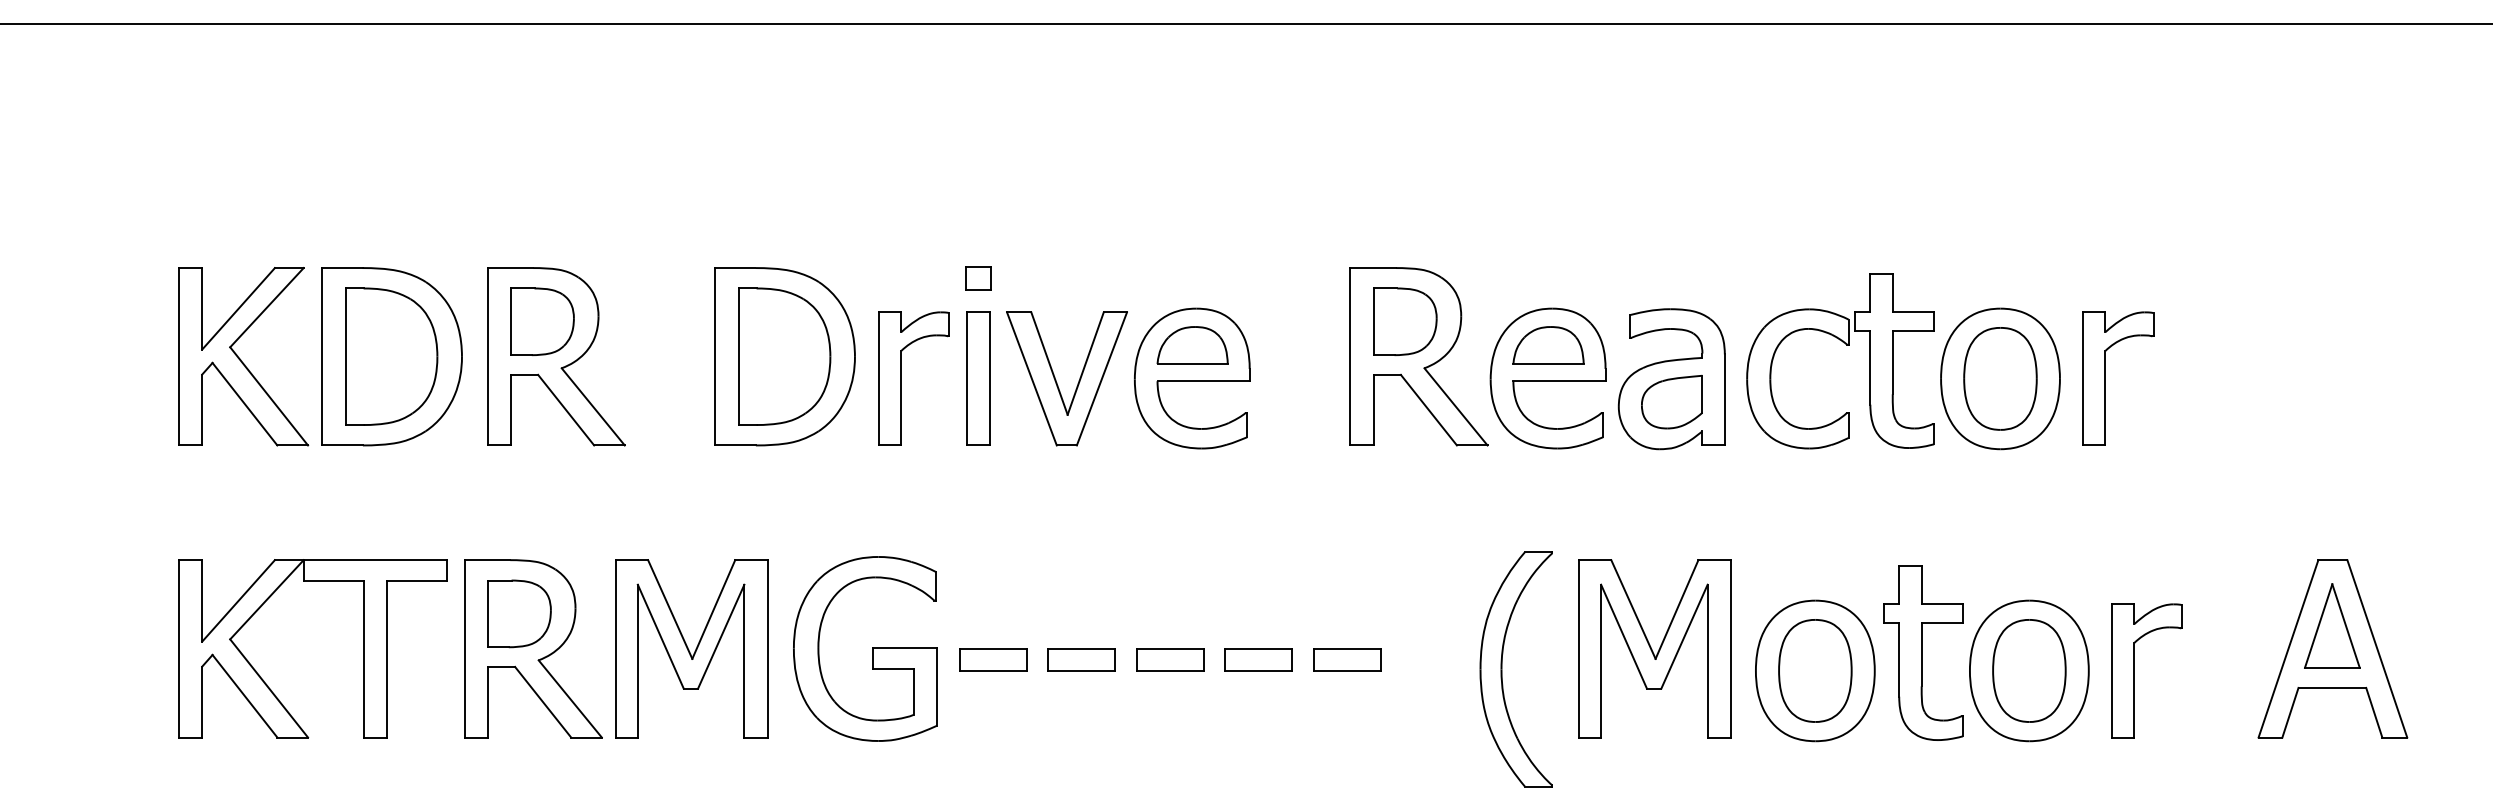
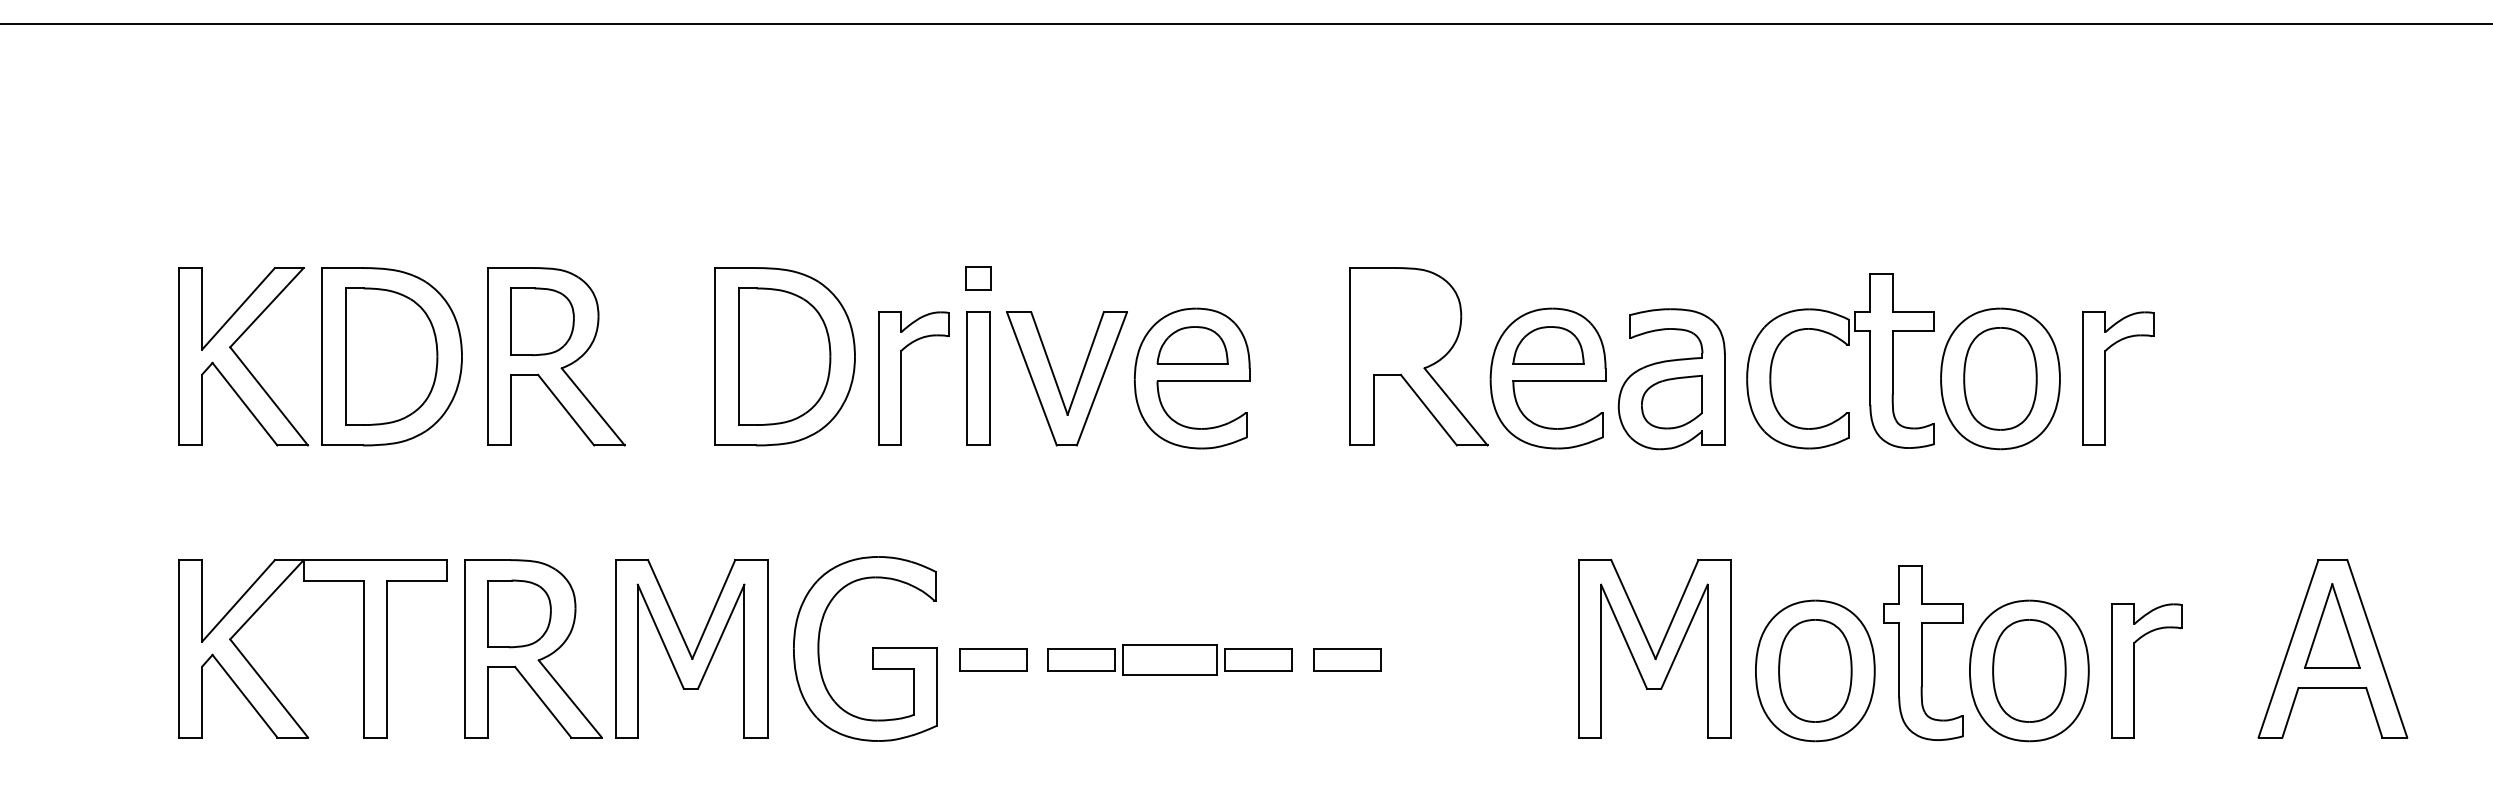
part: present -> none (1405, 321)
part size: 69x24 px -> 96x32 px (1169, 659)
part: present -> none (1502, 669)
